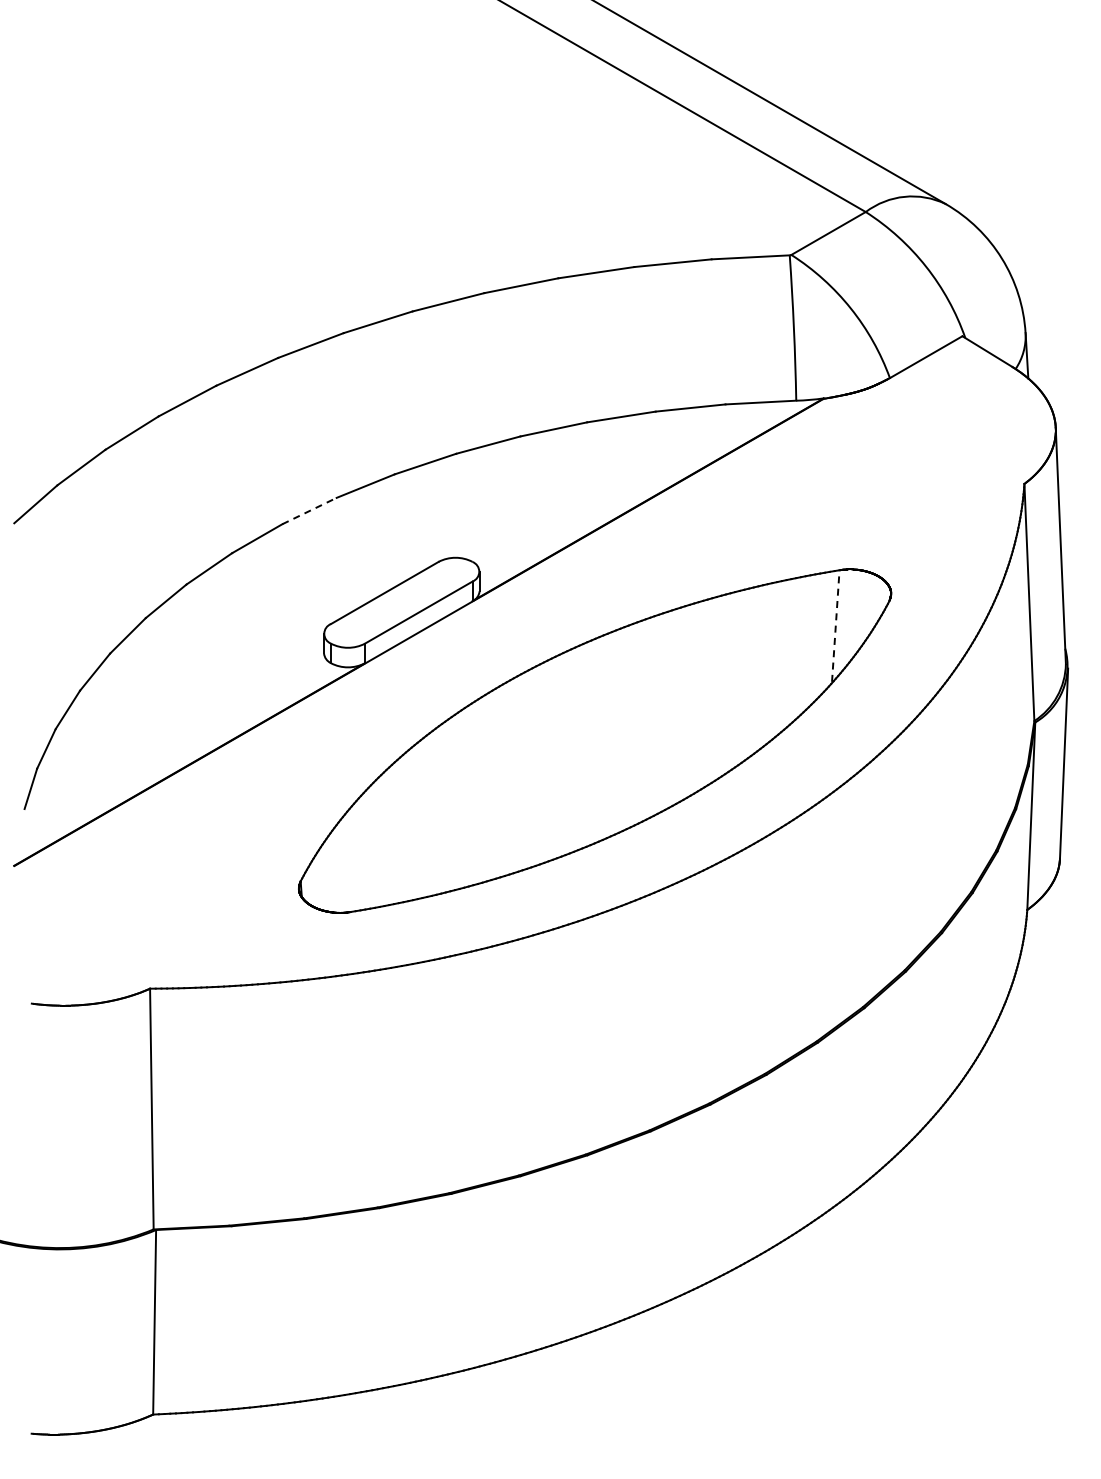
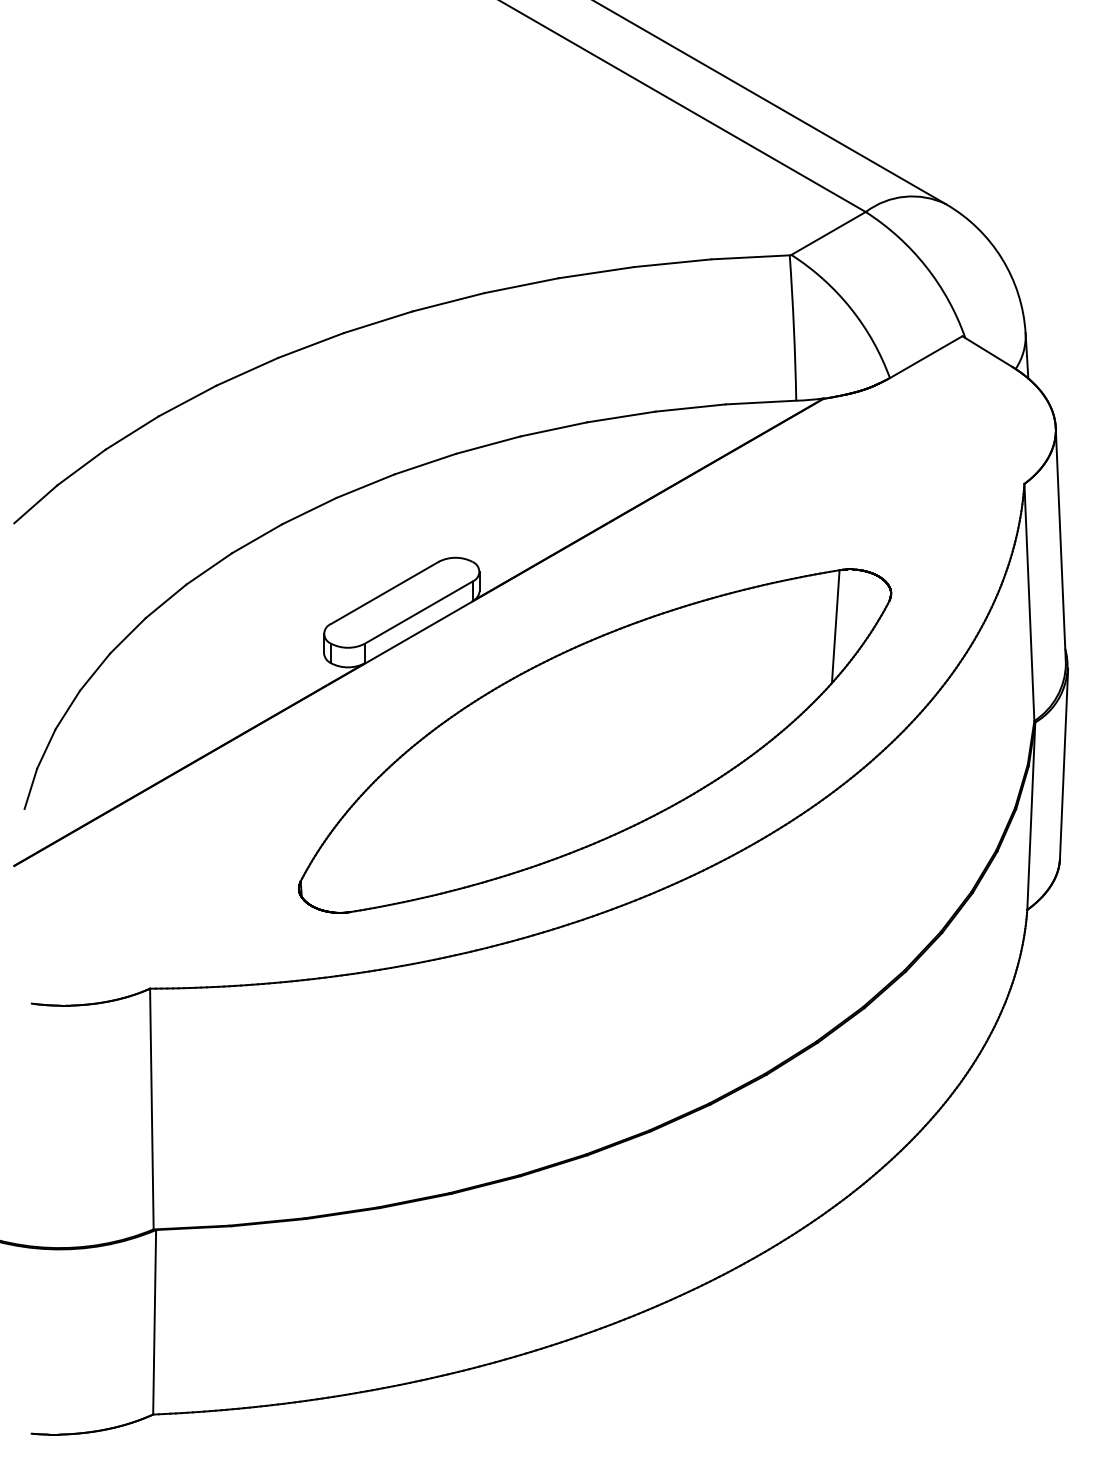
line: dashed -> solid (309, 510)
line: dashed -> solid (835, 626)
